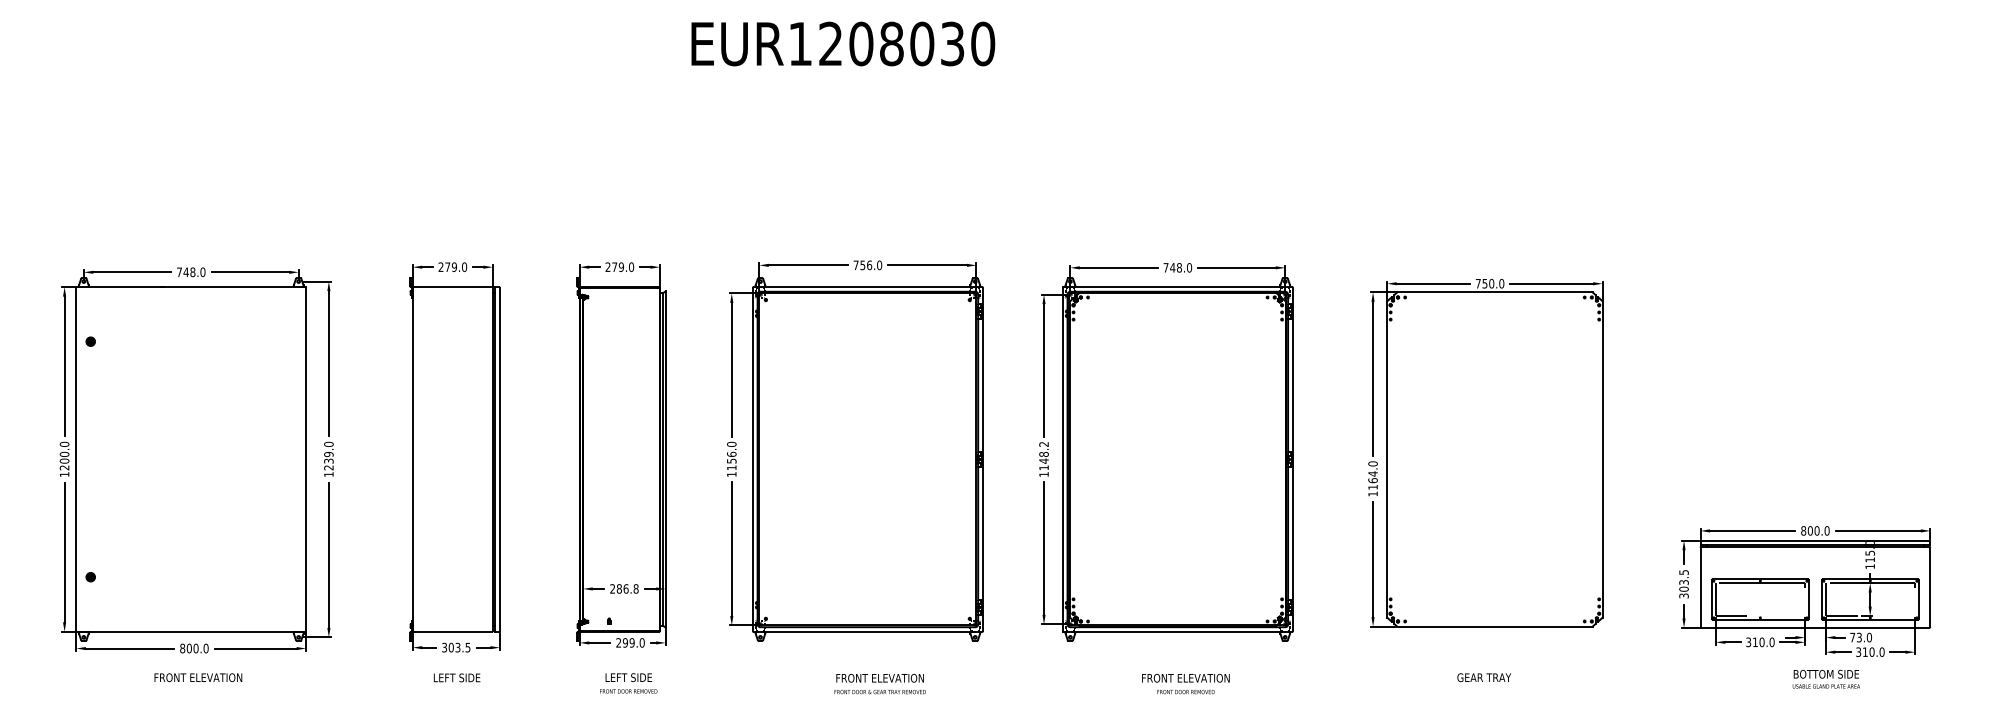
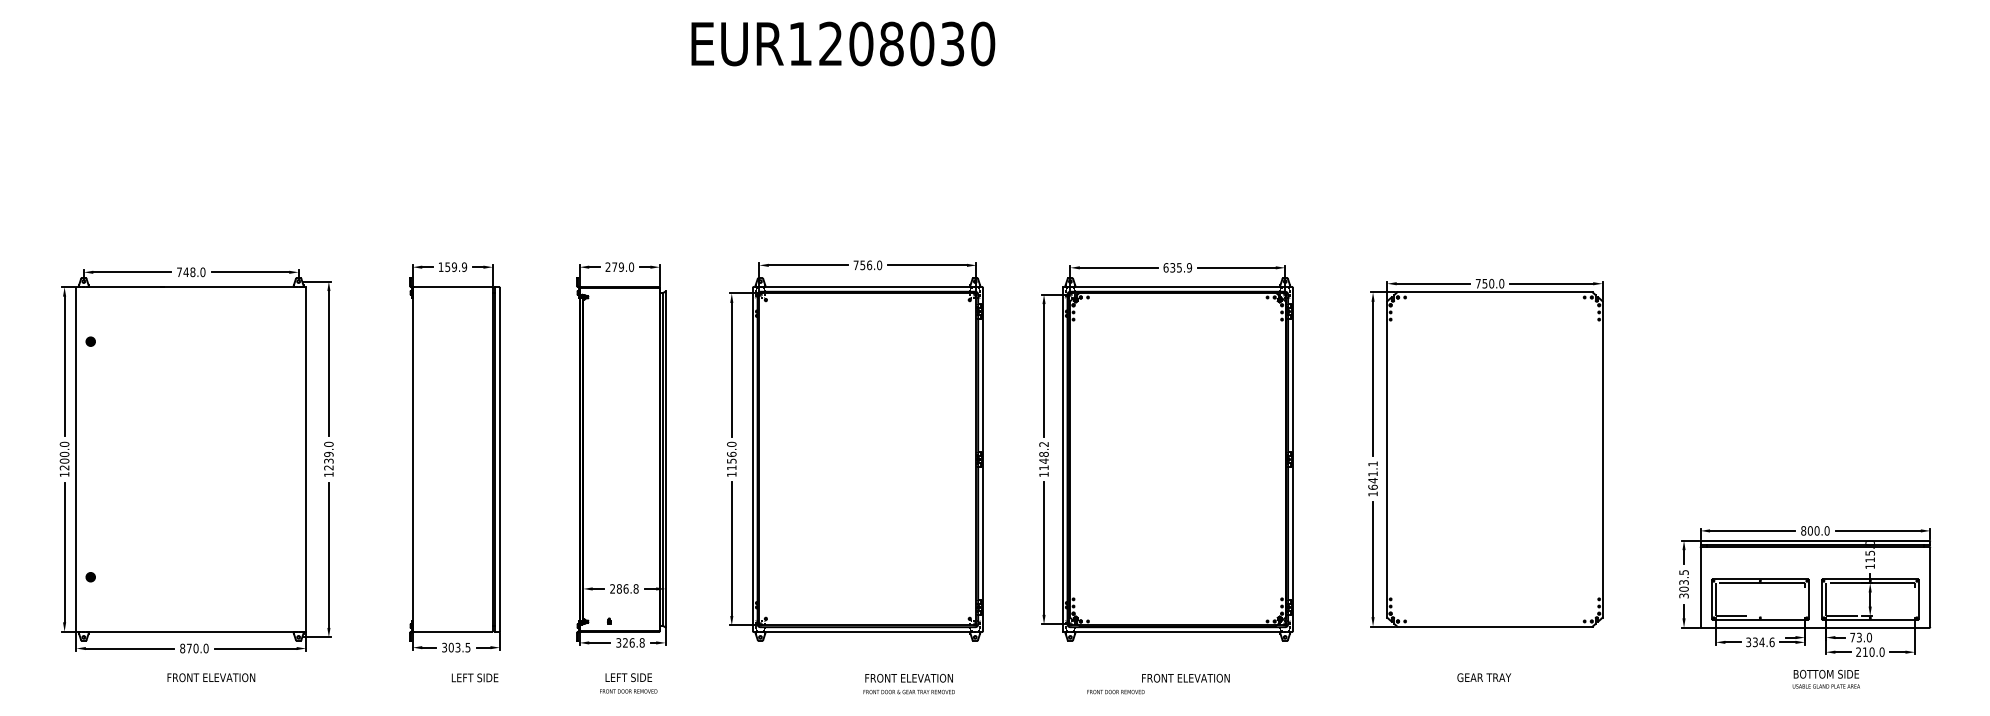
text: 279.0 -> 159.9 (452, 267)
text: 748.0 -> 635.9 (1177, 267)
text: 1164.0 -> 1641.1 (1372, 475)
text: 299.0 -> 326.8 (630, 642)
text: 310.0 -> 334.6 (1763, 642)
text: 800.0 -> 870.0 (188, 648)
text: 310.0 -> 210.0 (1858, 652)
text position: (198, 677) -> (211, 677) (211, 677)
text position: (456, 677) -> (474, 677) (474, 677)
text position: (879, 683) -> (908, 683) (908, 683)
text position: (1185, 692) -> (1115, 692) (1115, 692)
